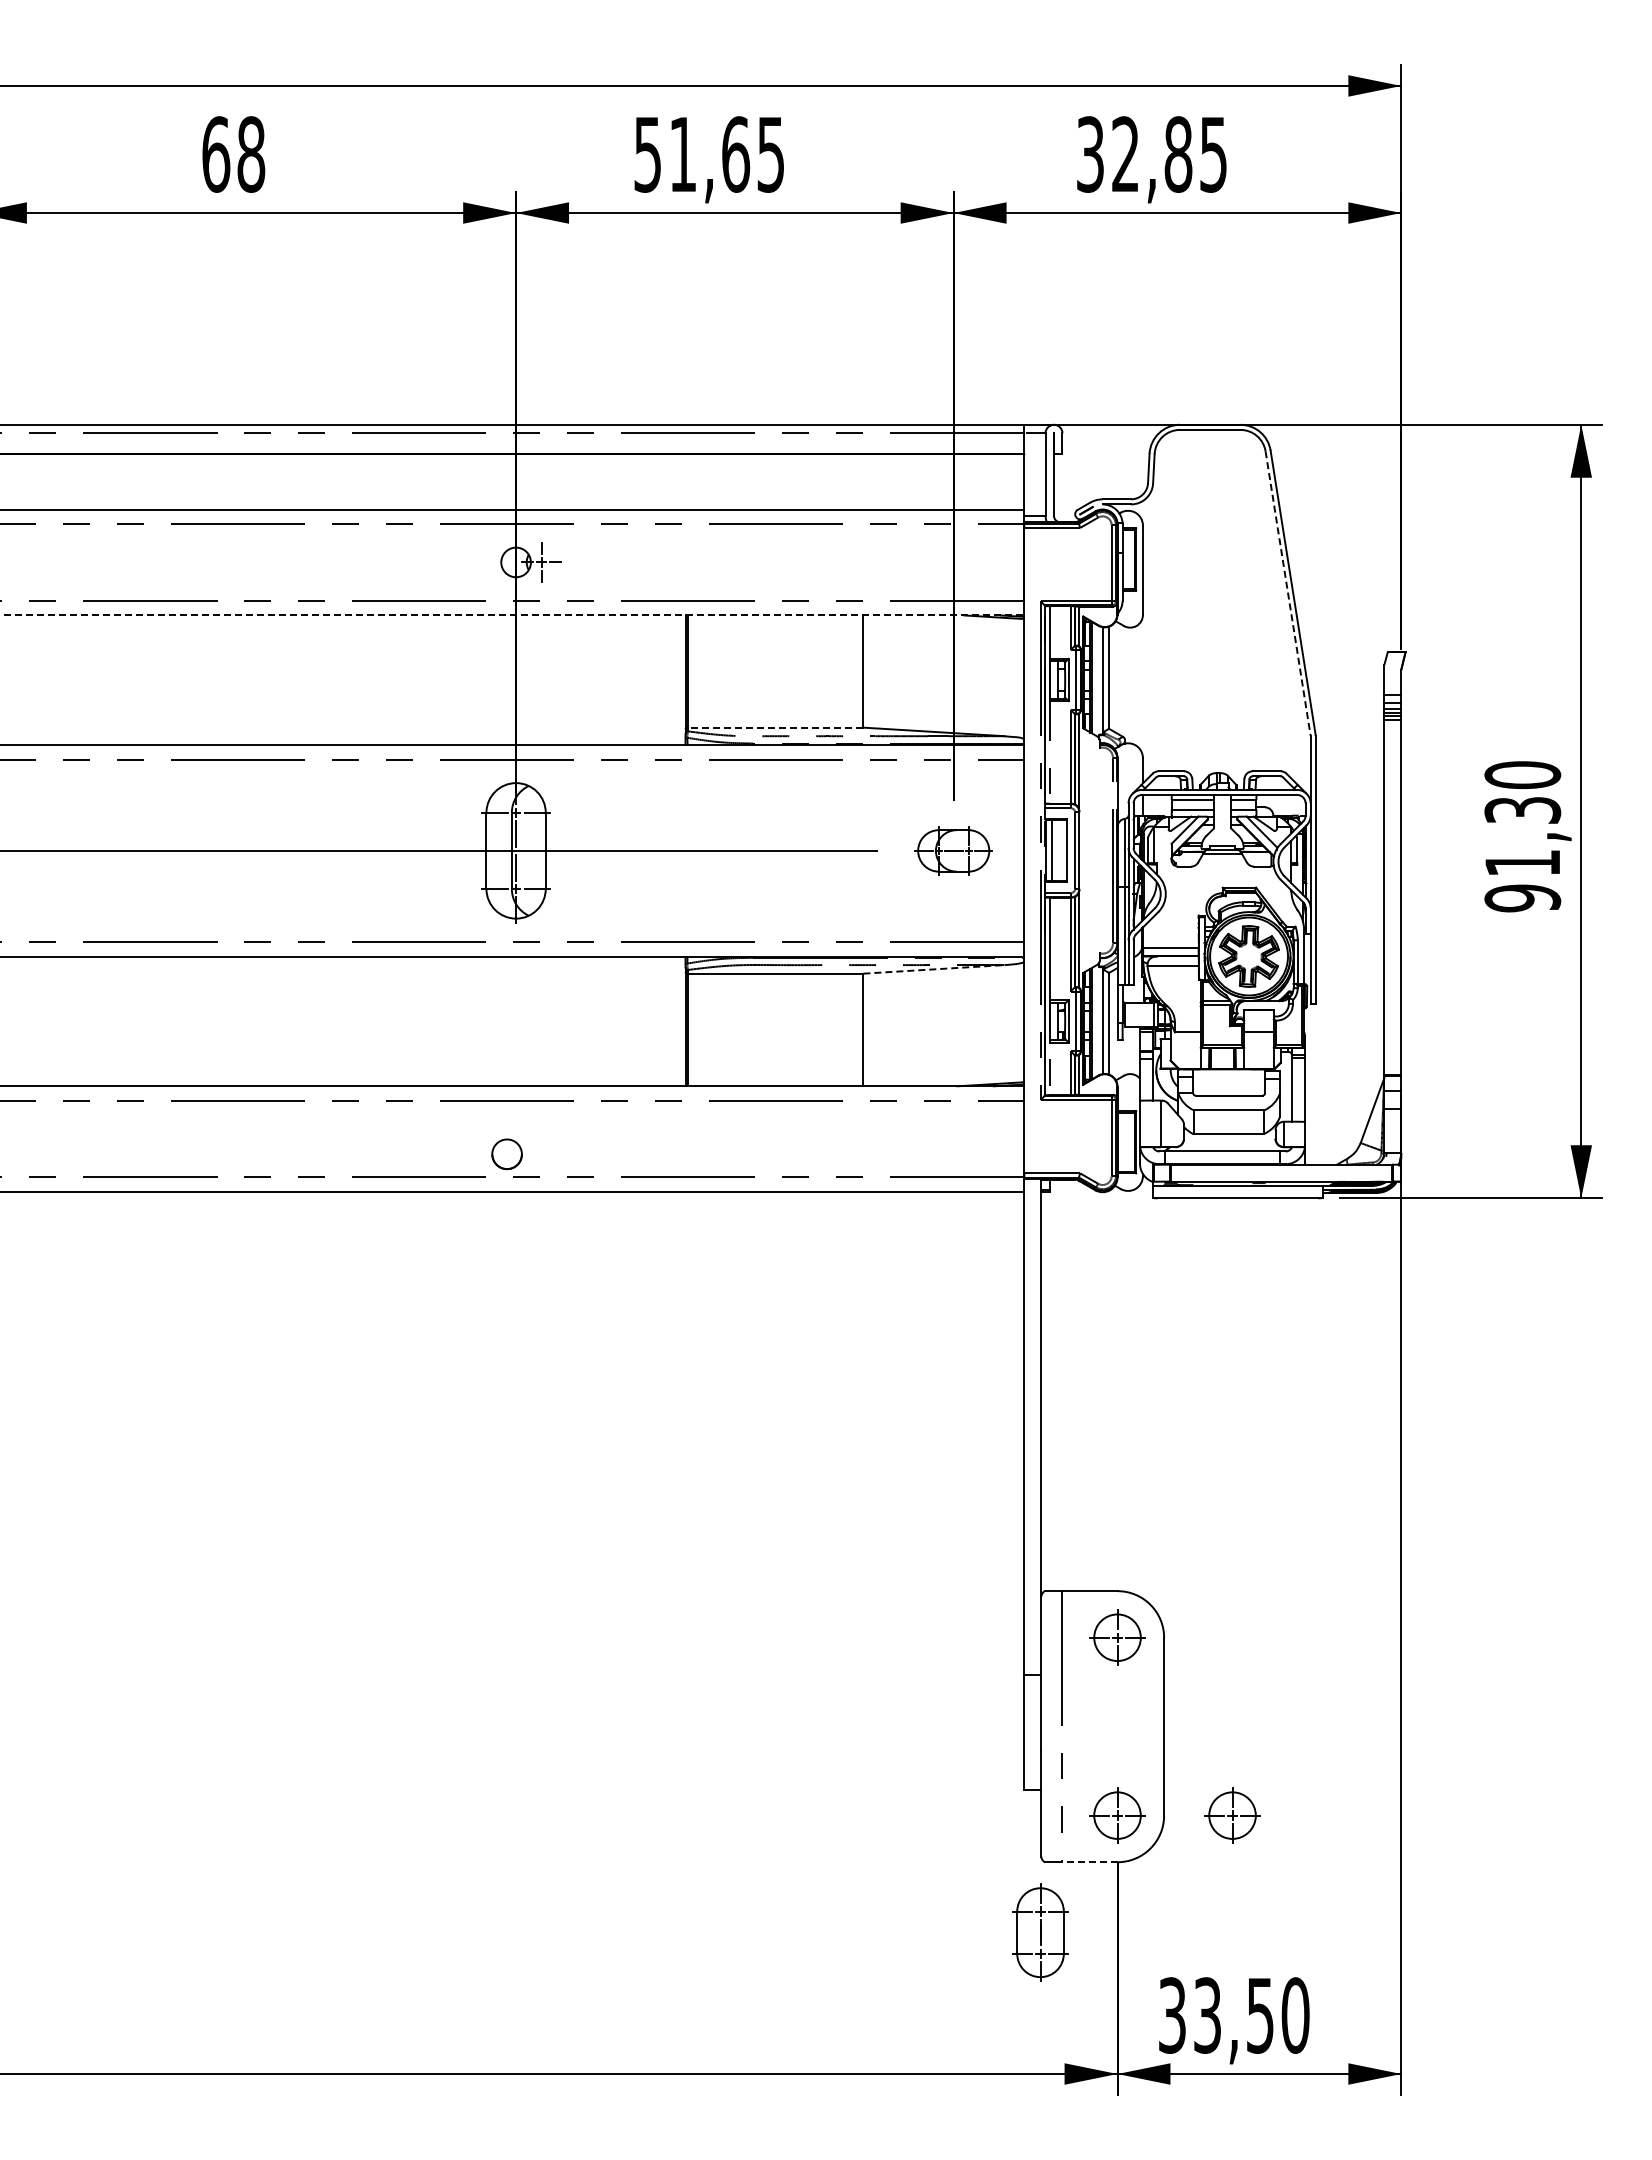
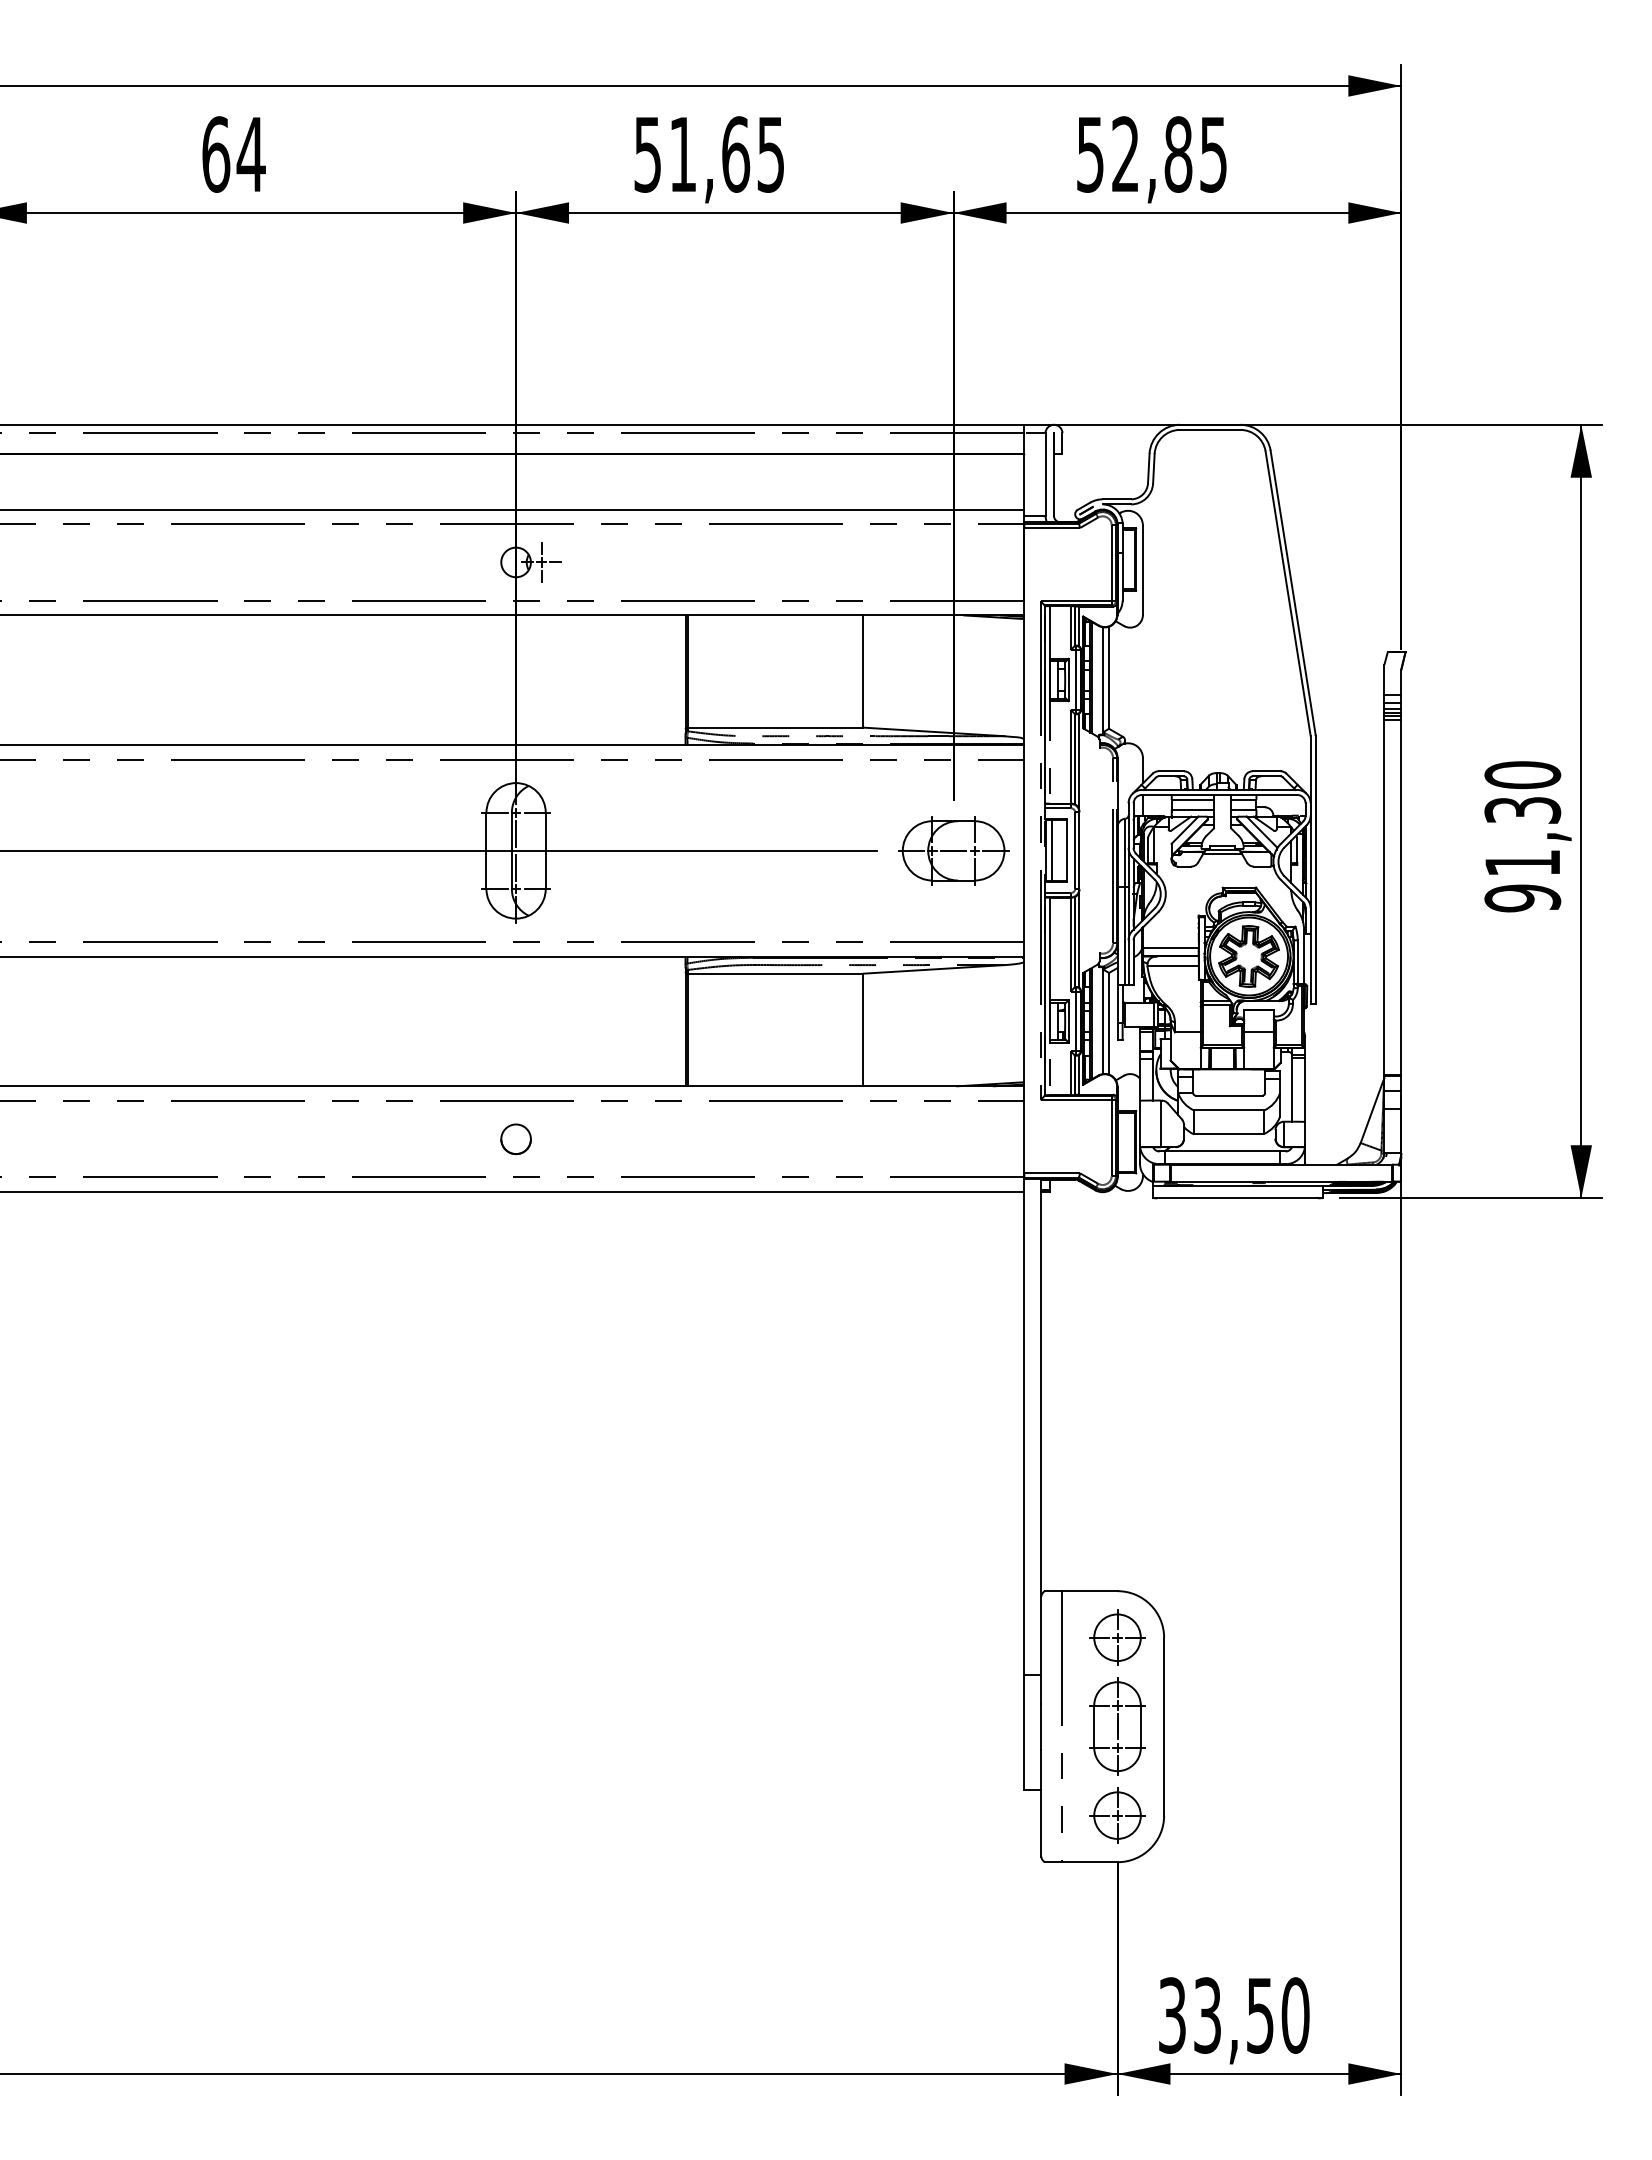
text: 68 -> 64 (250, 154)
text: 32,85 -> 52,85 (1090, 154)
line: dashed -> solid (1288, 593)
line: dashed -> solid (512, 615)
line: dashed -> solid (775, 727)
part size: 79x50 px -> 112x70 px (953, 850)
line: dashed -> solid (933, 969)
part position: (506, 1154) -> (515, 1139) (515, 1139)
part: present -> none (1232, 1815)
line: dashed -> solid (1090, 1862)
part position: (1040, 1932) -> (1117, 1726) (1117, 1726)
